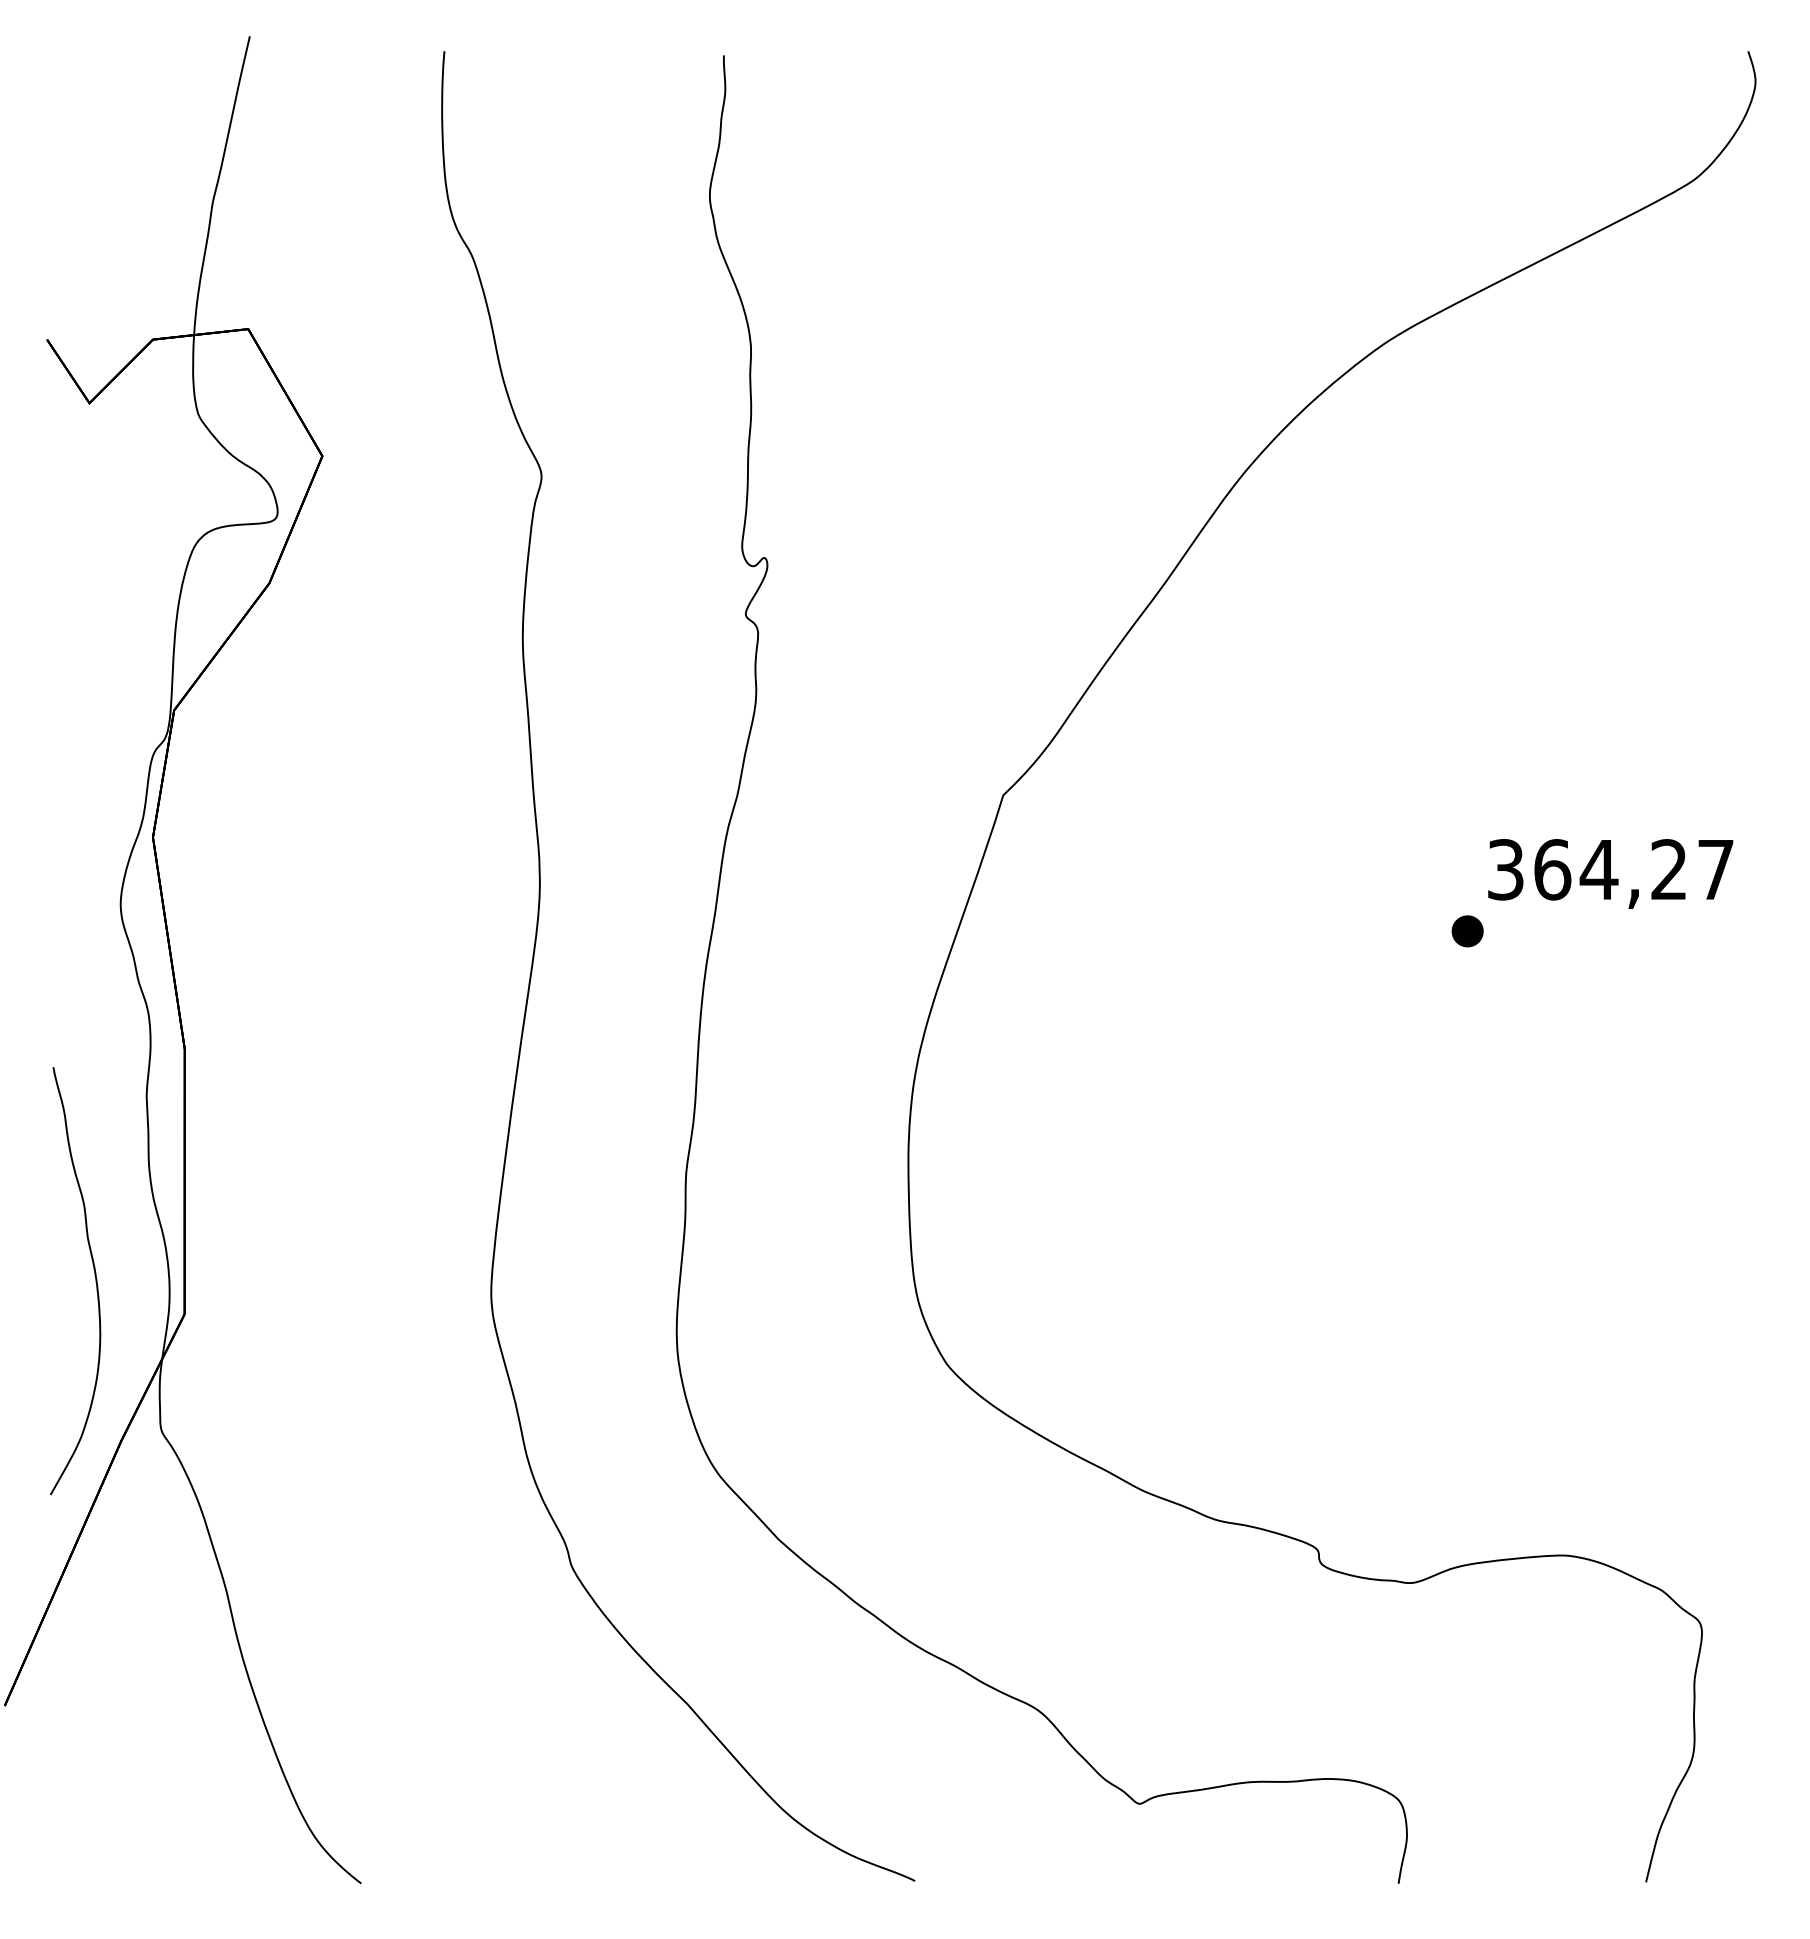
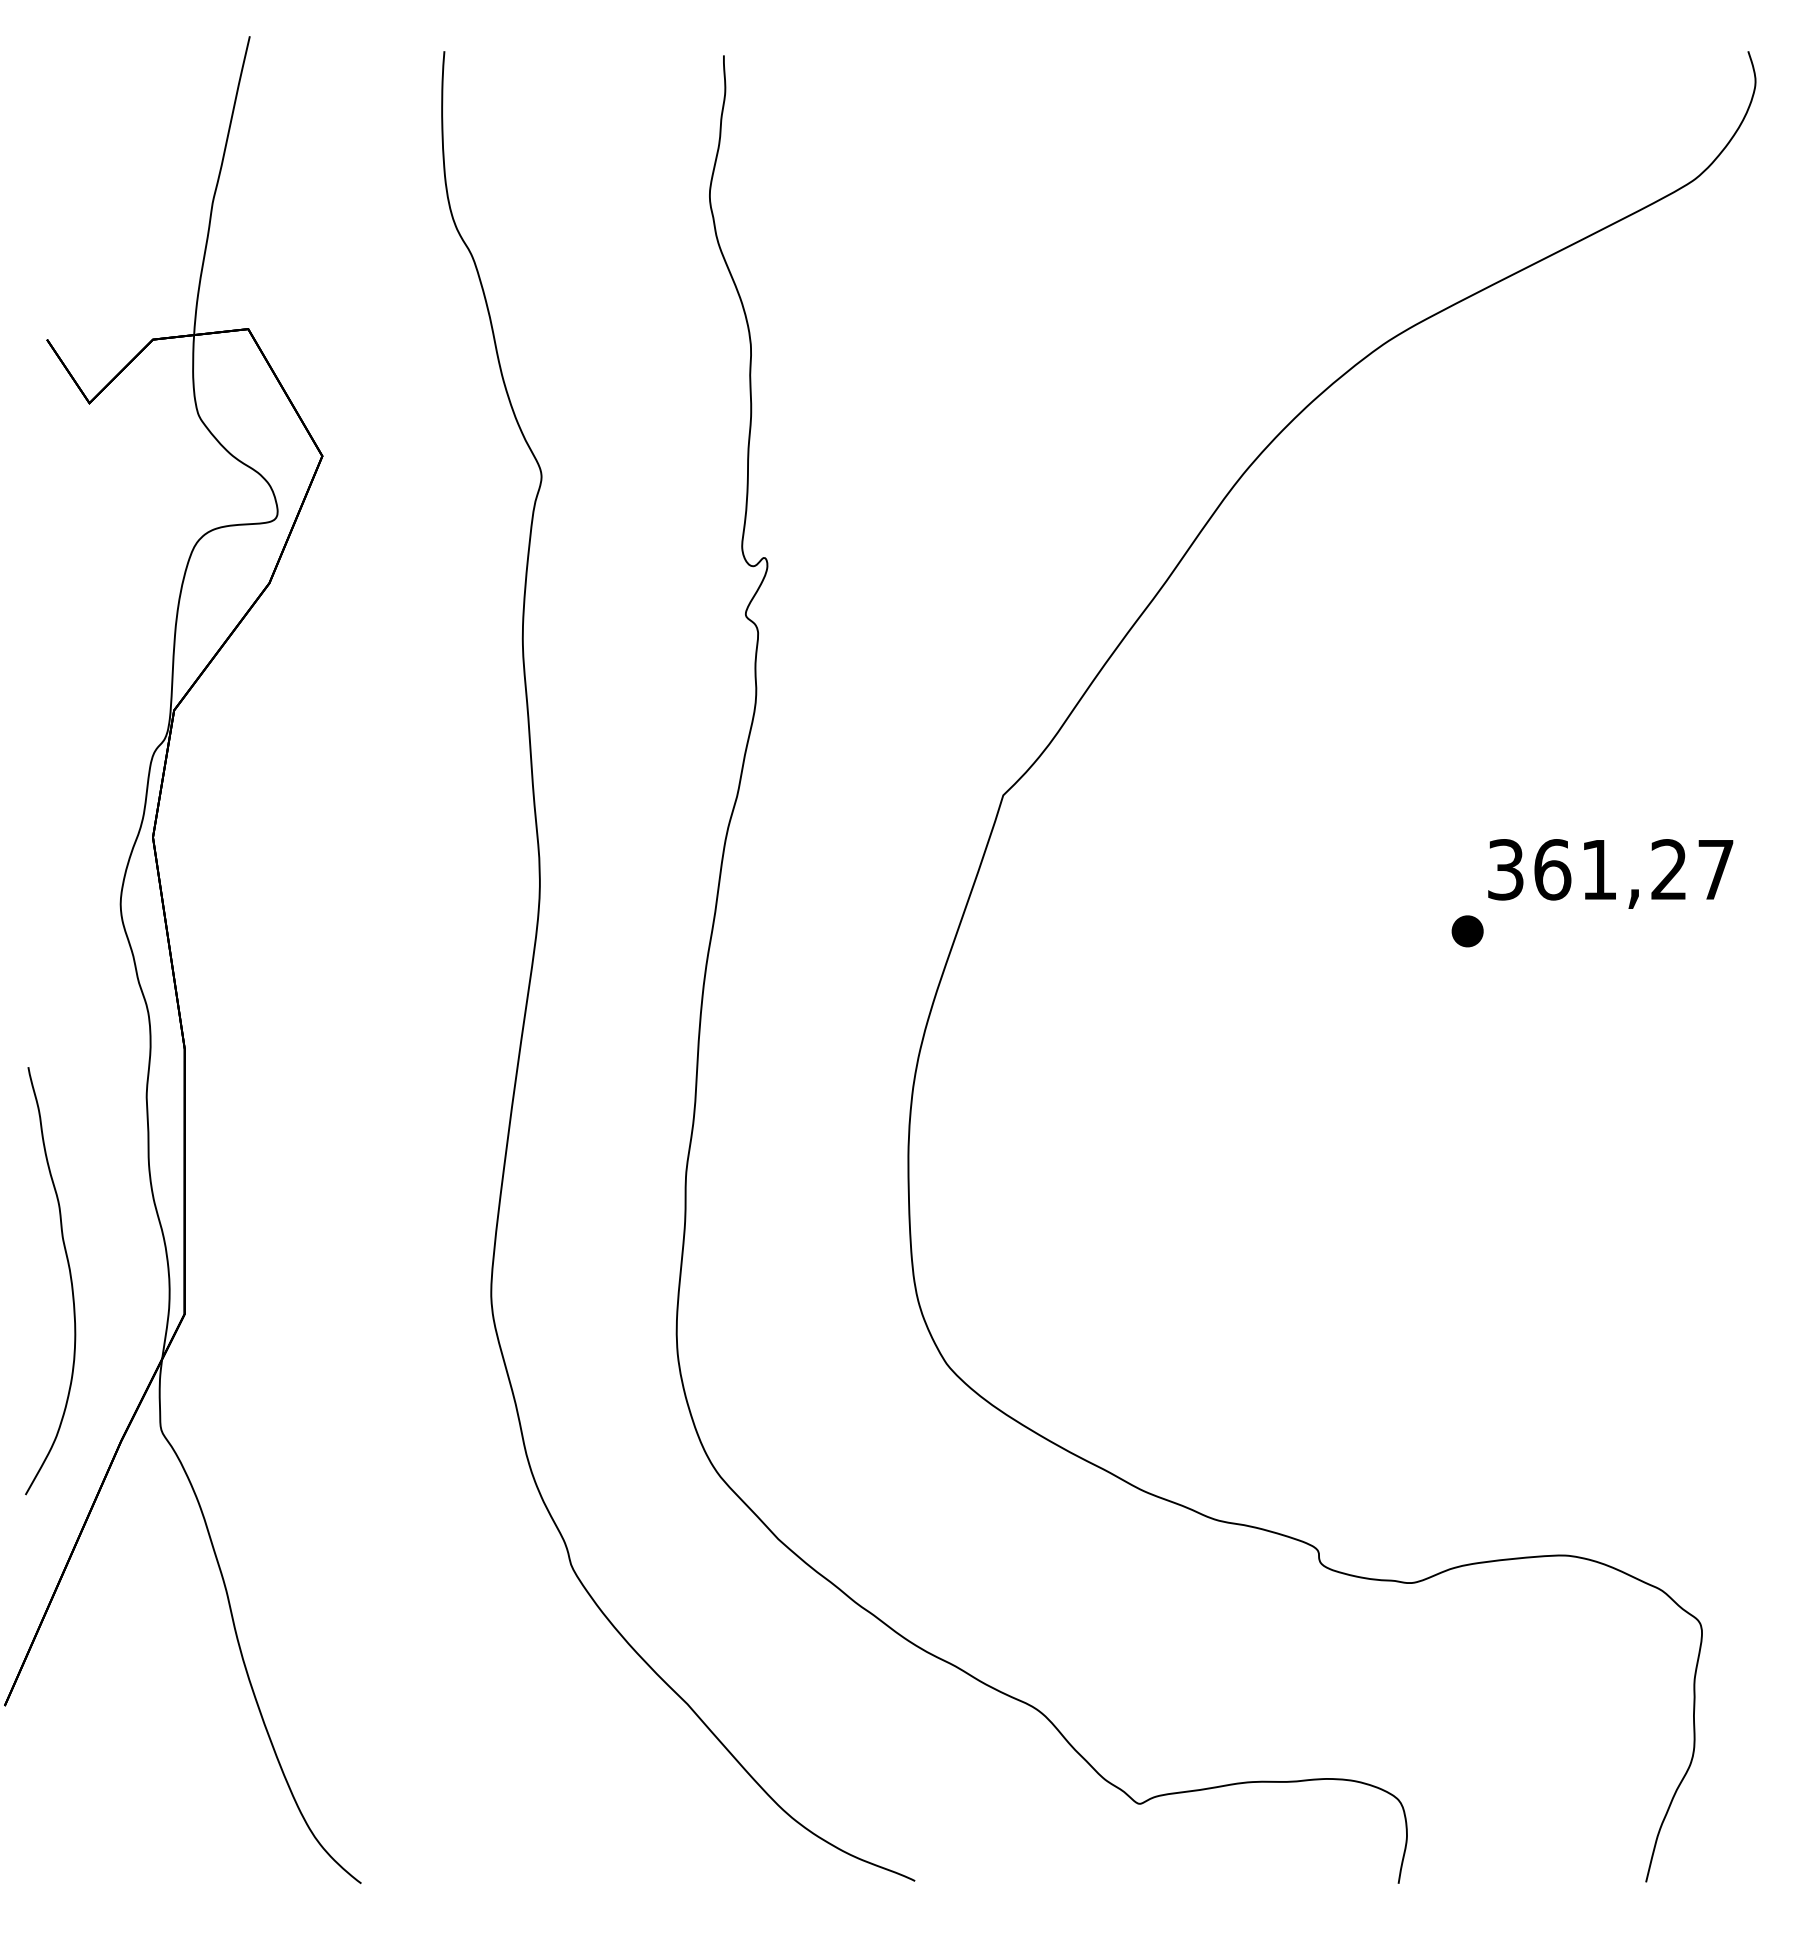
text: 364,27 -> 361,27 (1598, 869)
curve position: (94, 1275) -> (69, 1275) (69, 1275)
